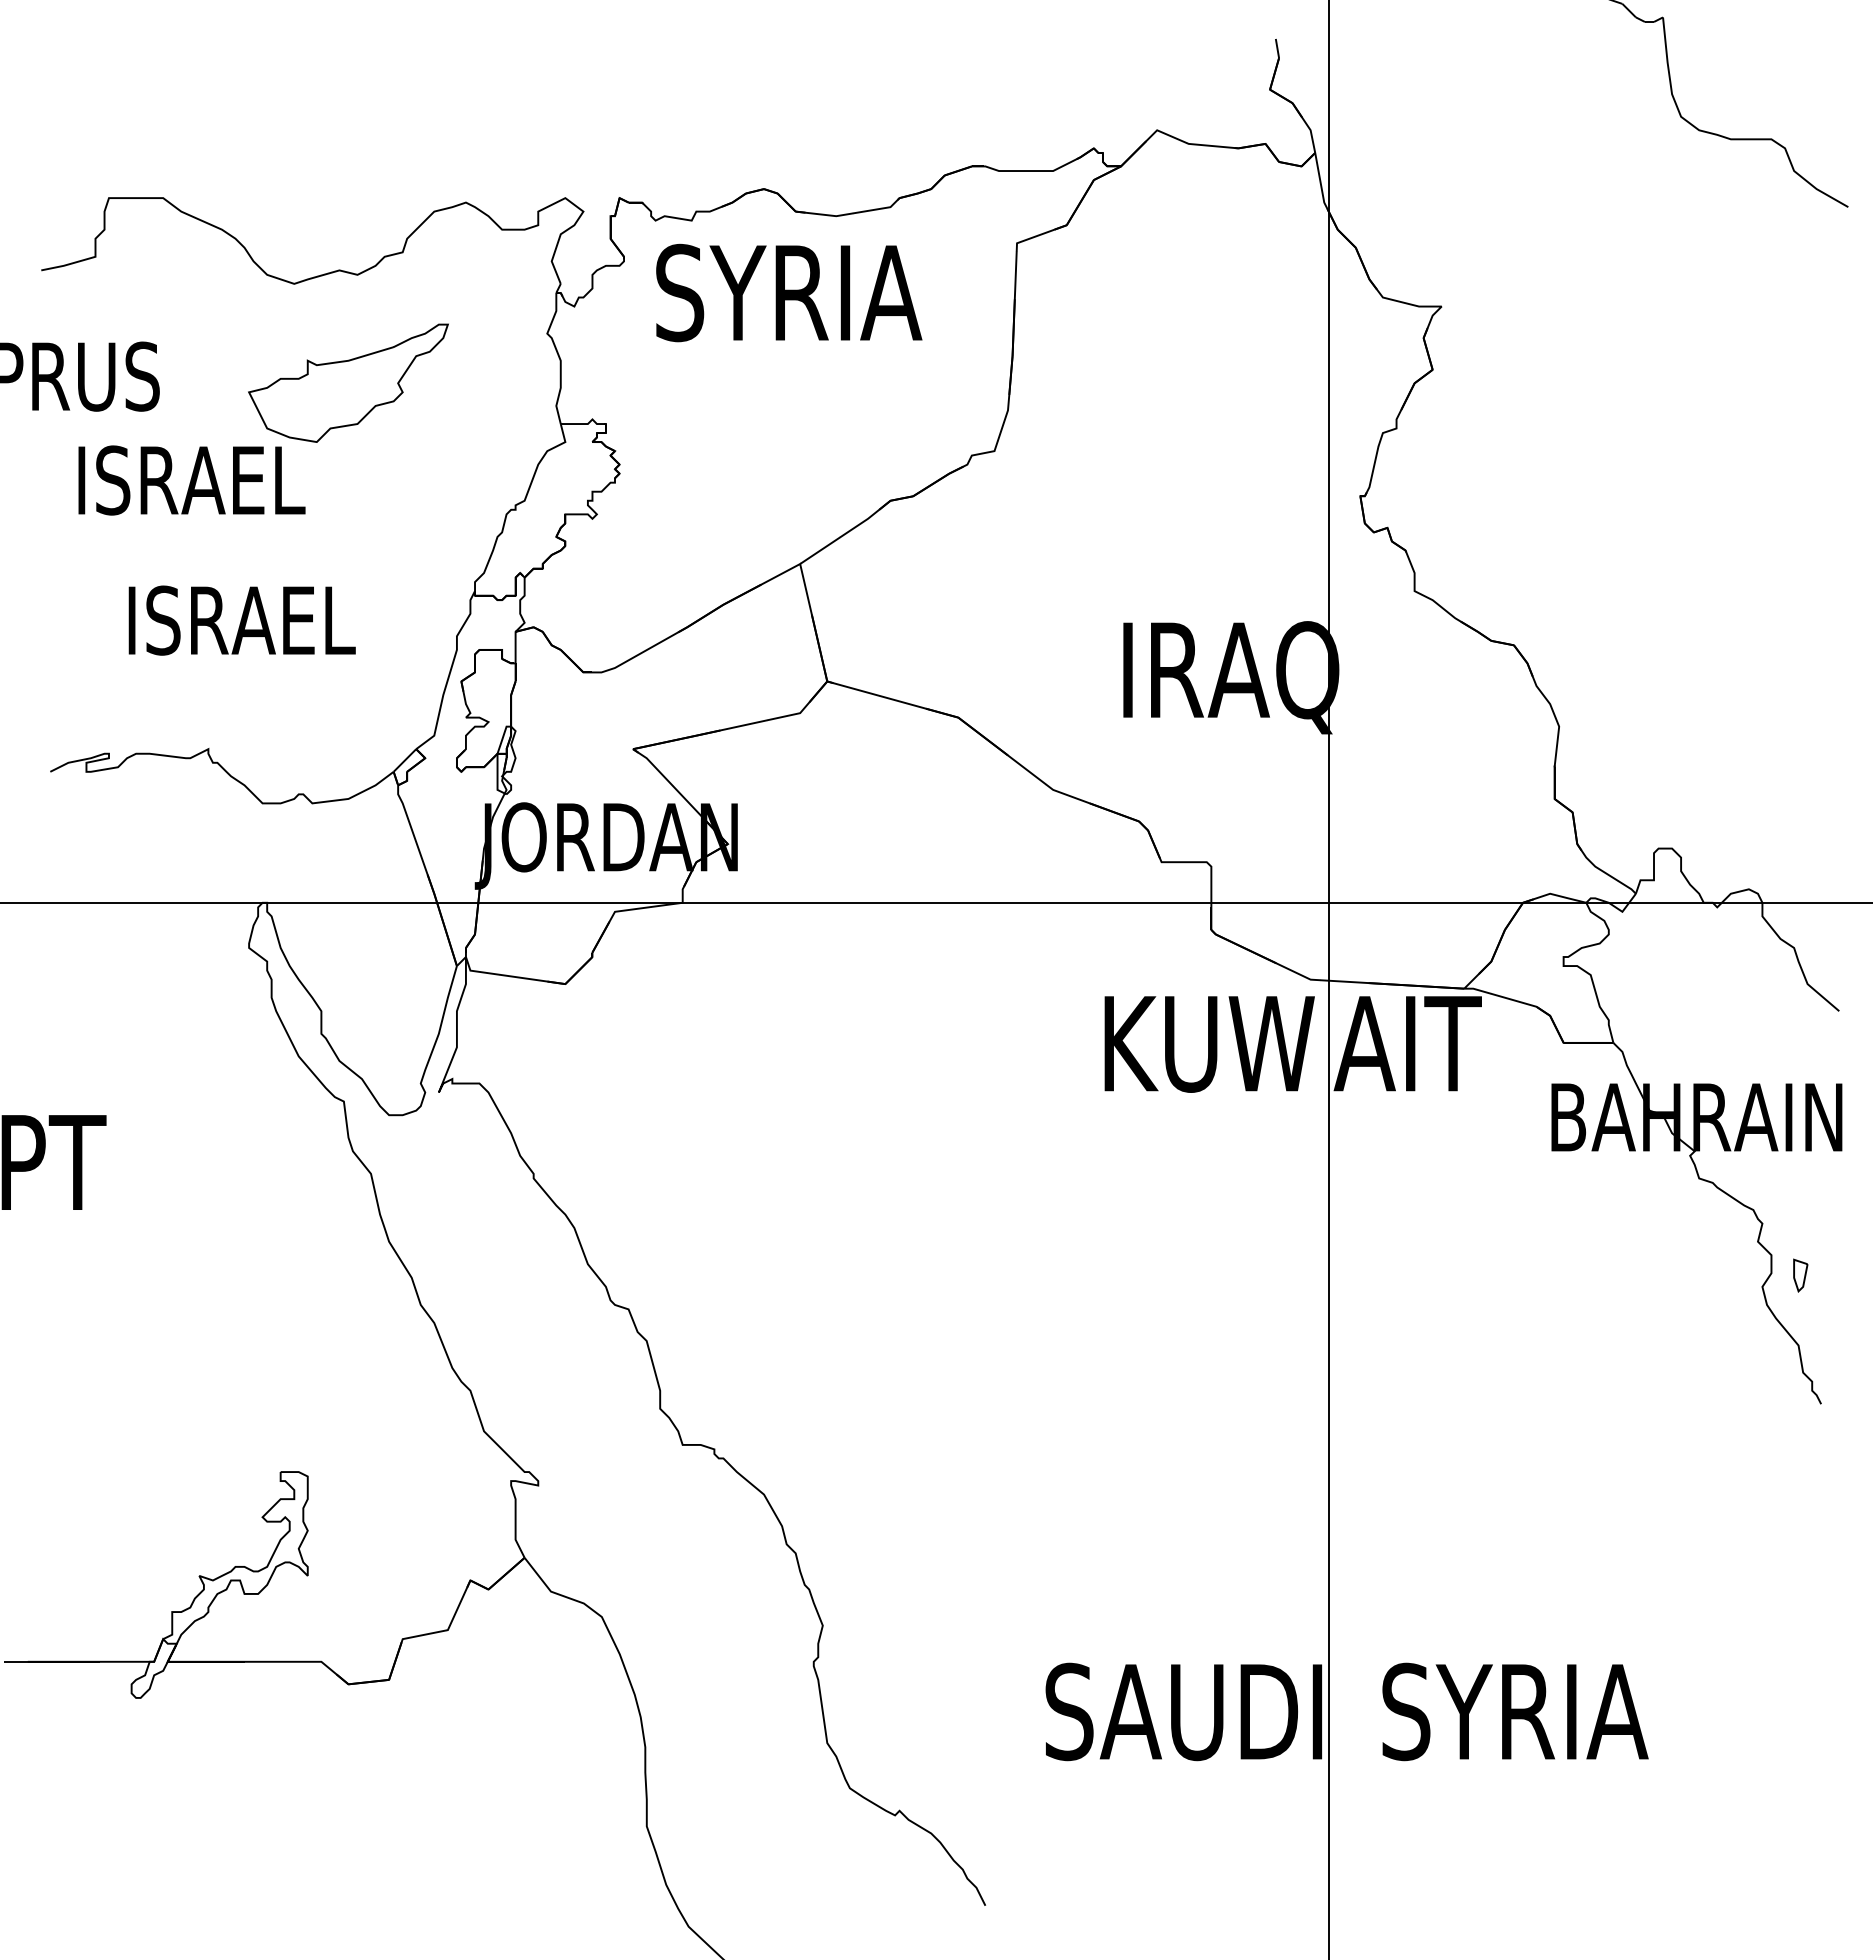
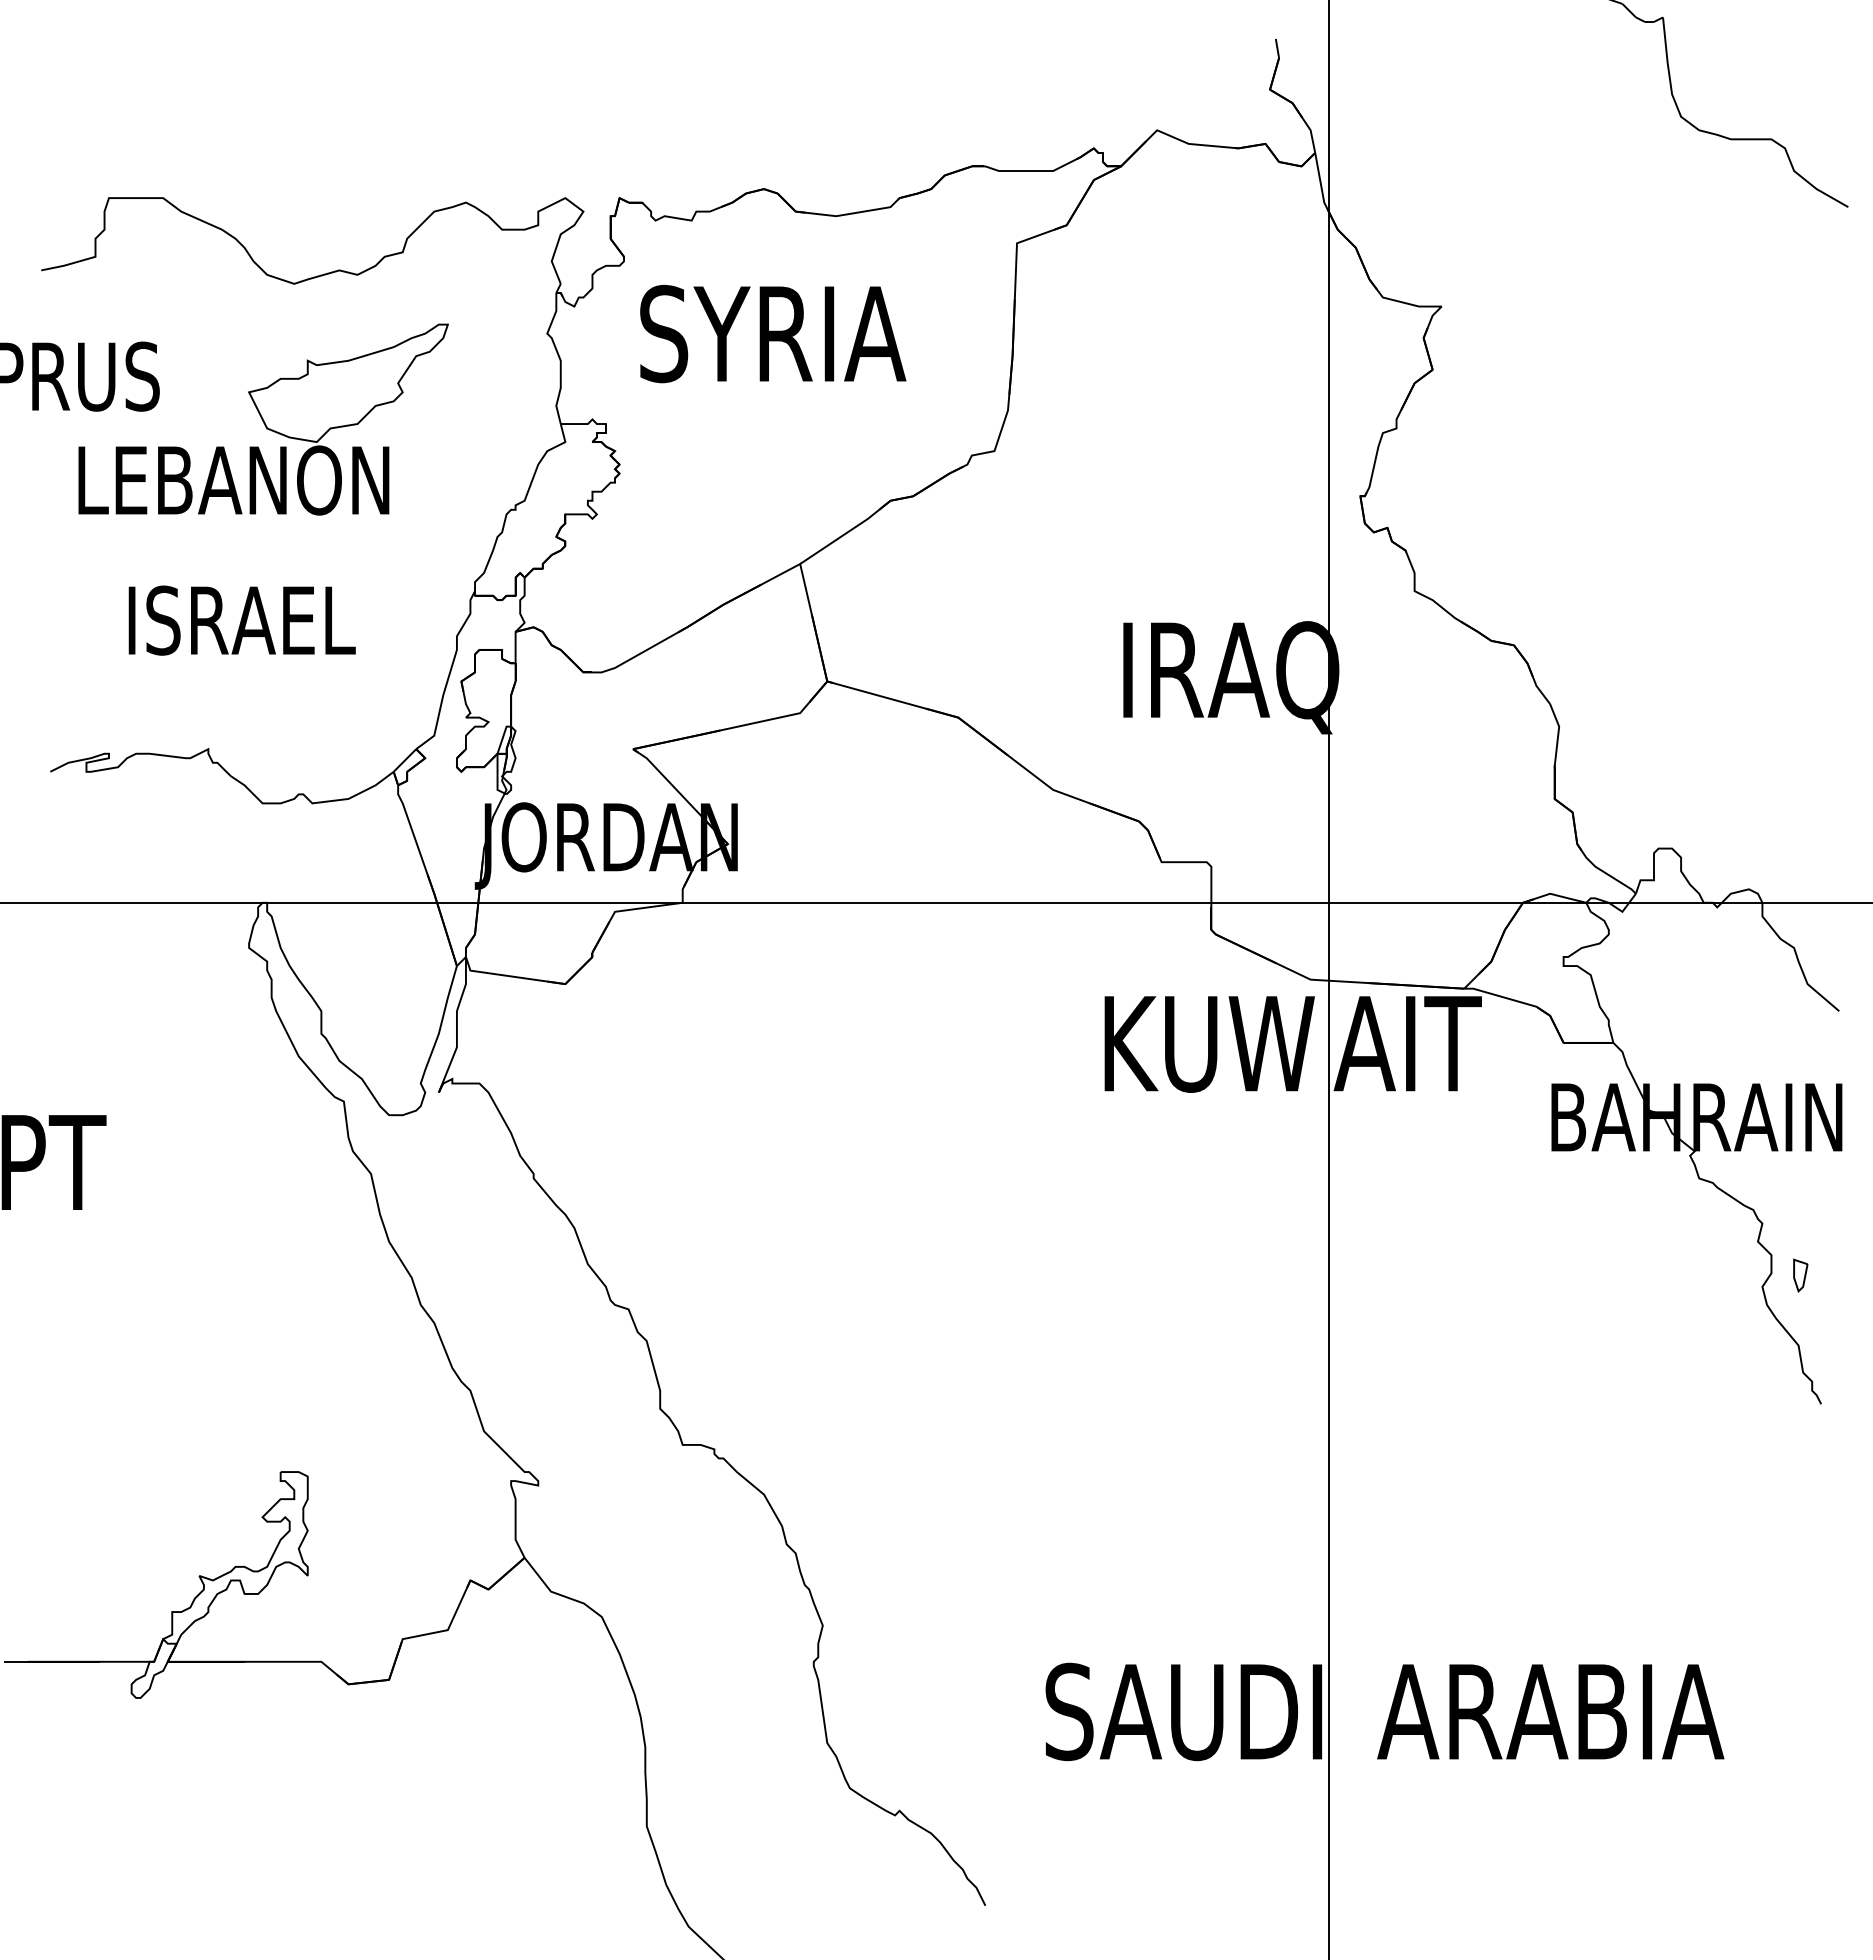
text position: (789, 292) -> (773, 333) (773, 333)
text: ISRAEL -> LEBANON (237, 480)
text: SYRIA -> ARABIA (1550, 1711)
